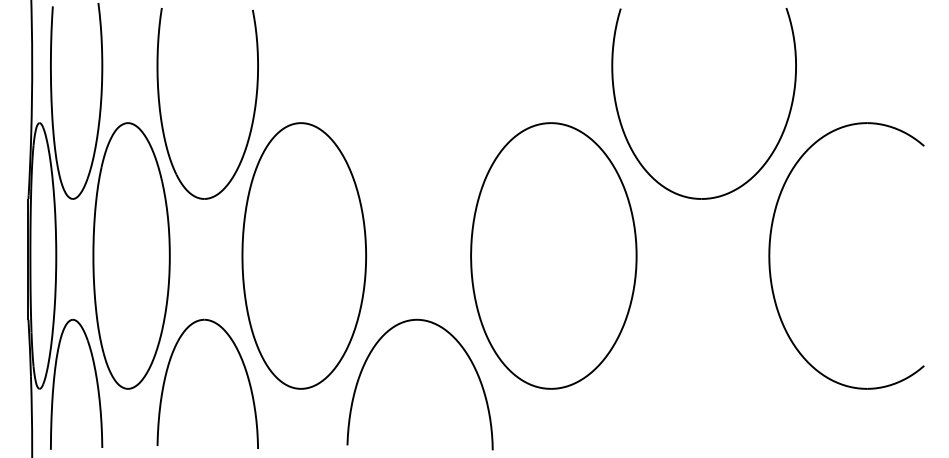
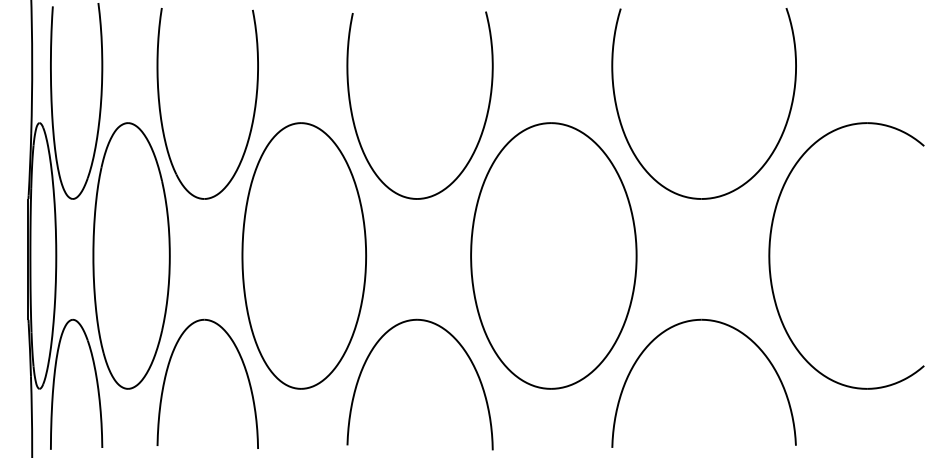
part: none -> present (354, 120)
part: none -> present (727, 326)
